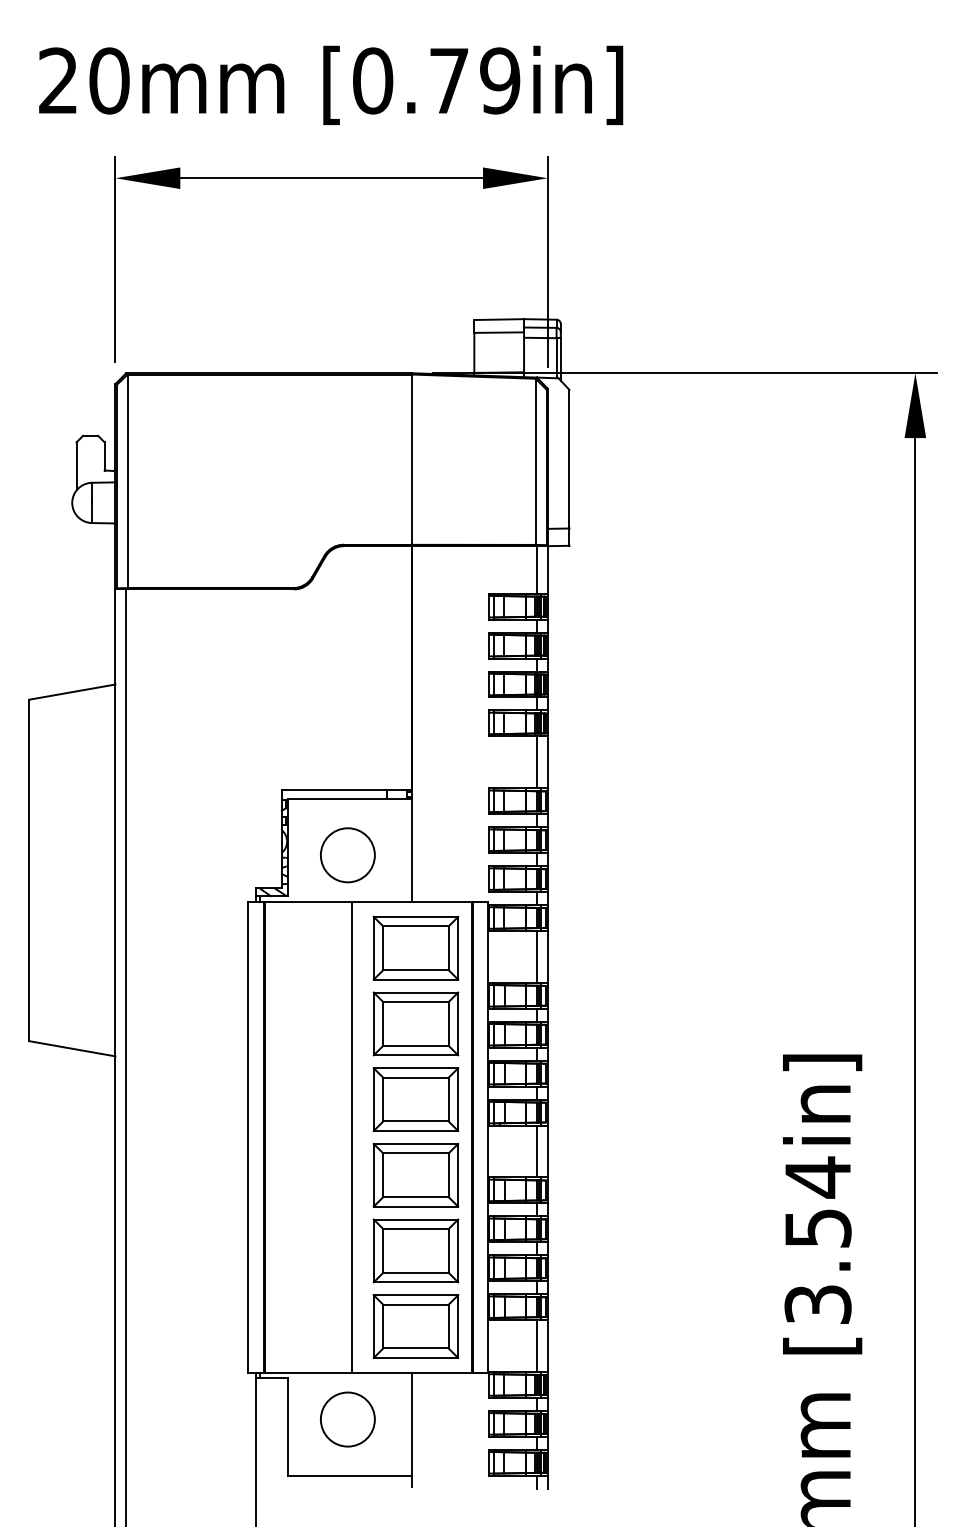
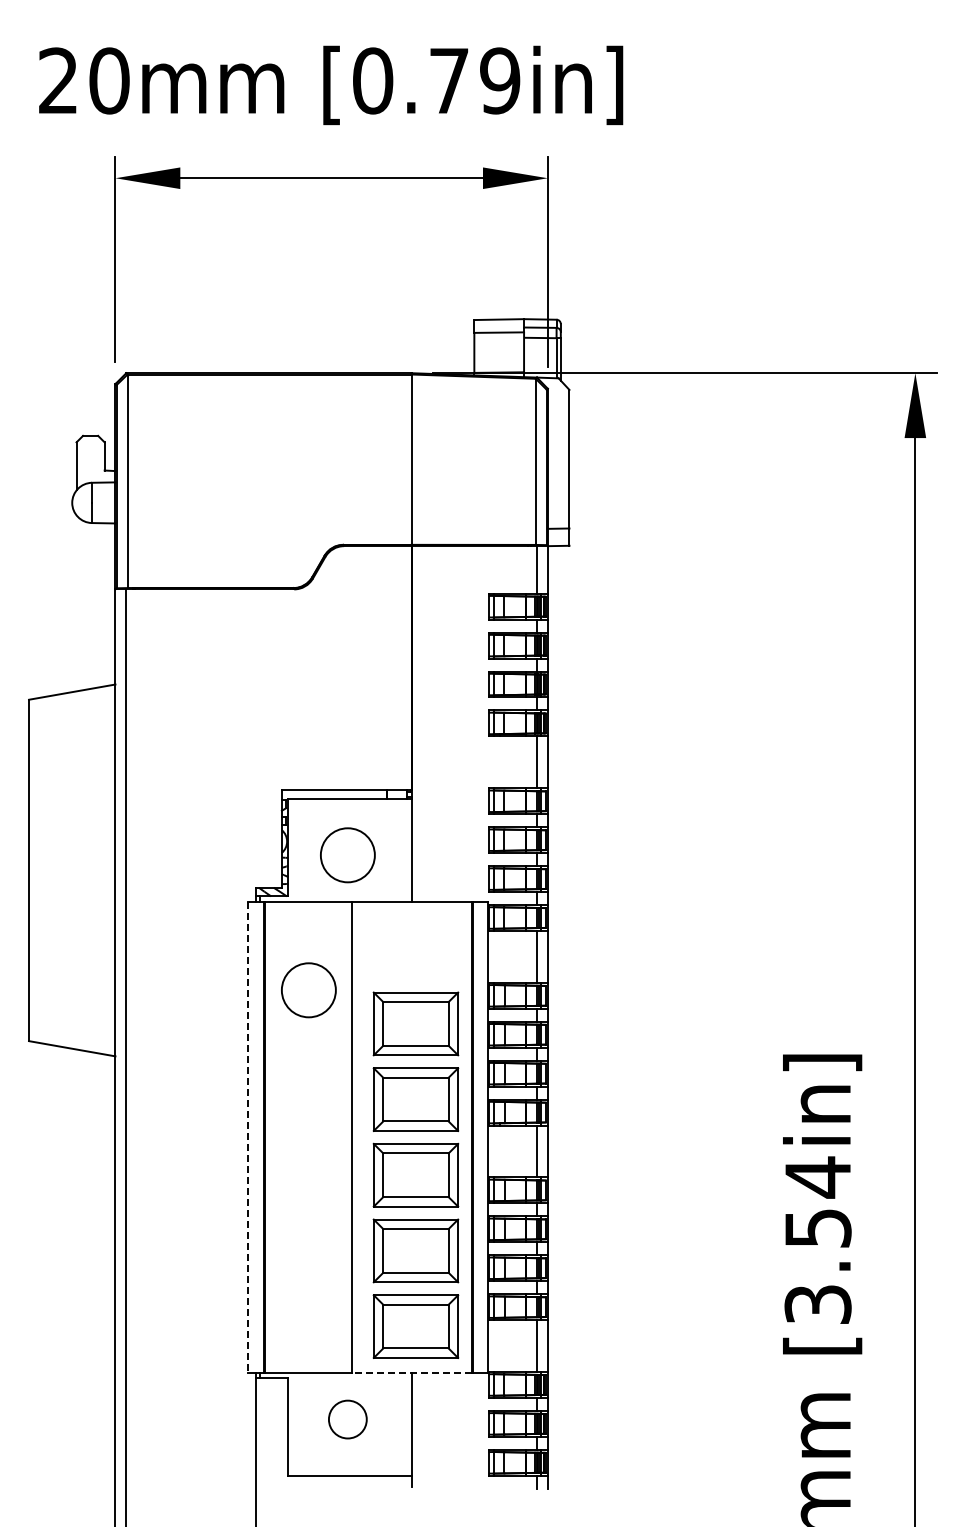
part: present -> none (415, 947)
circle: none -> present (308, 990)
line: solid -> dashed (248, 1137)
line: solid -> dashed (412, 1373)
circle diameter: 54 px -> 38 px (347, 1419)
